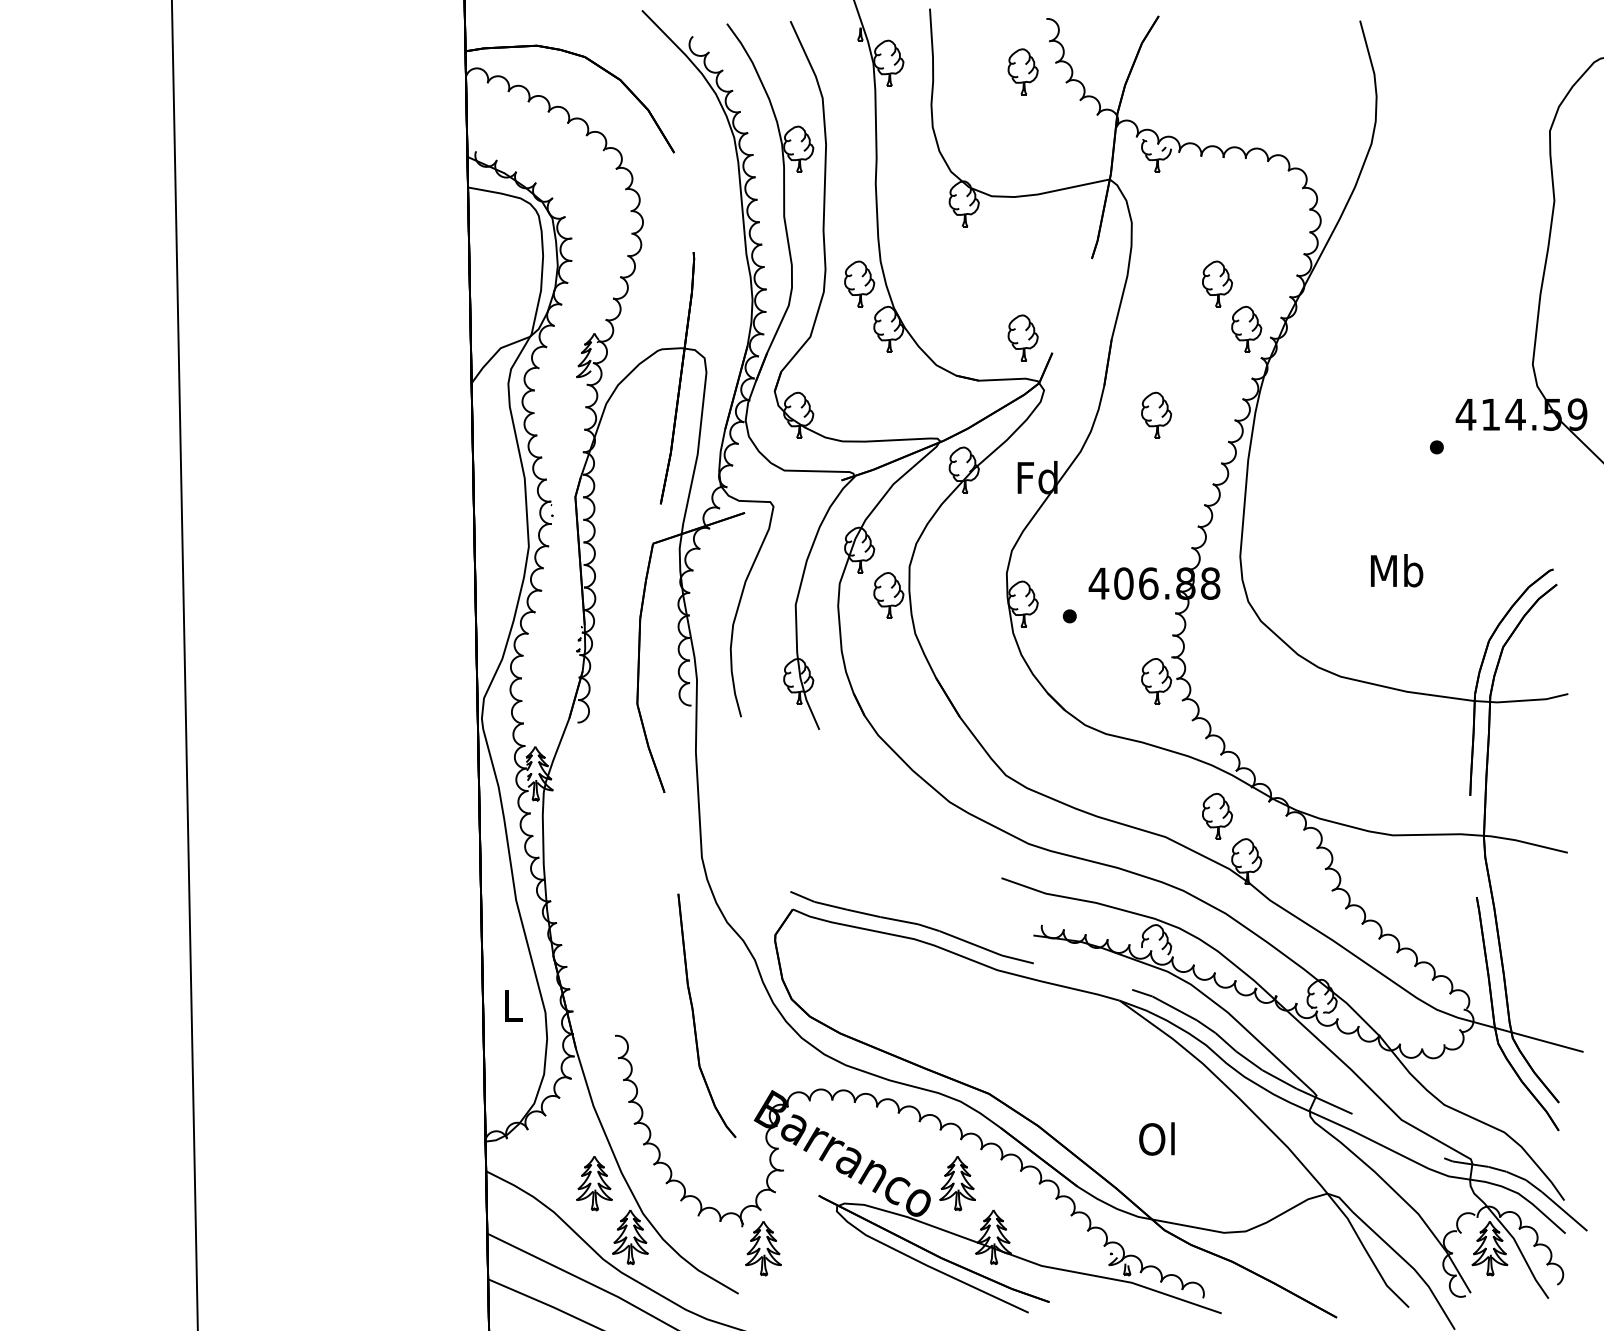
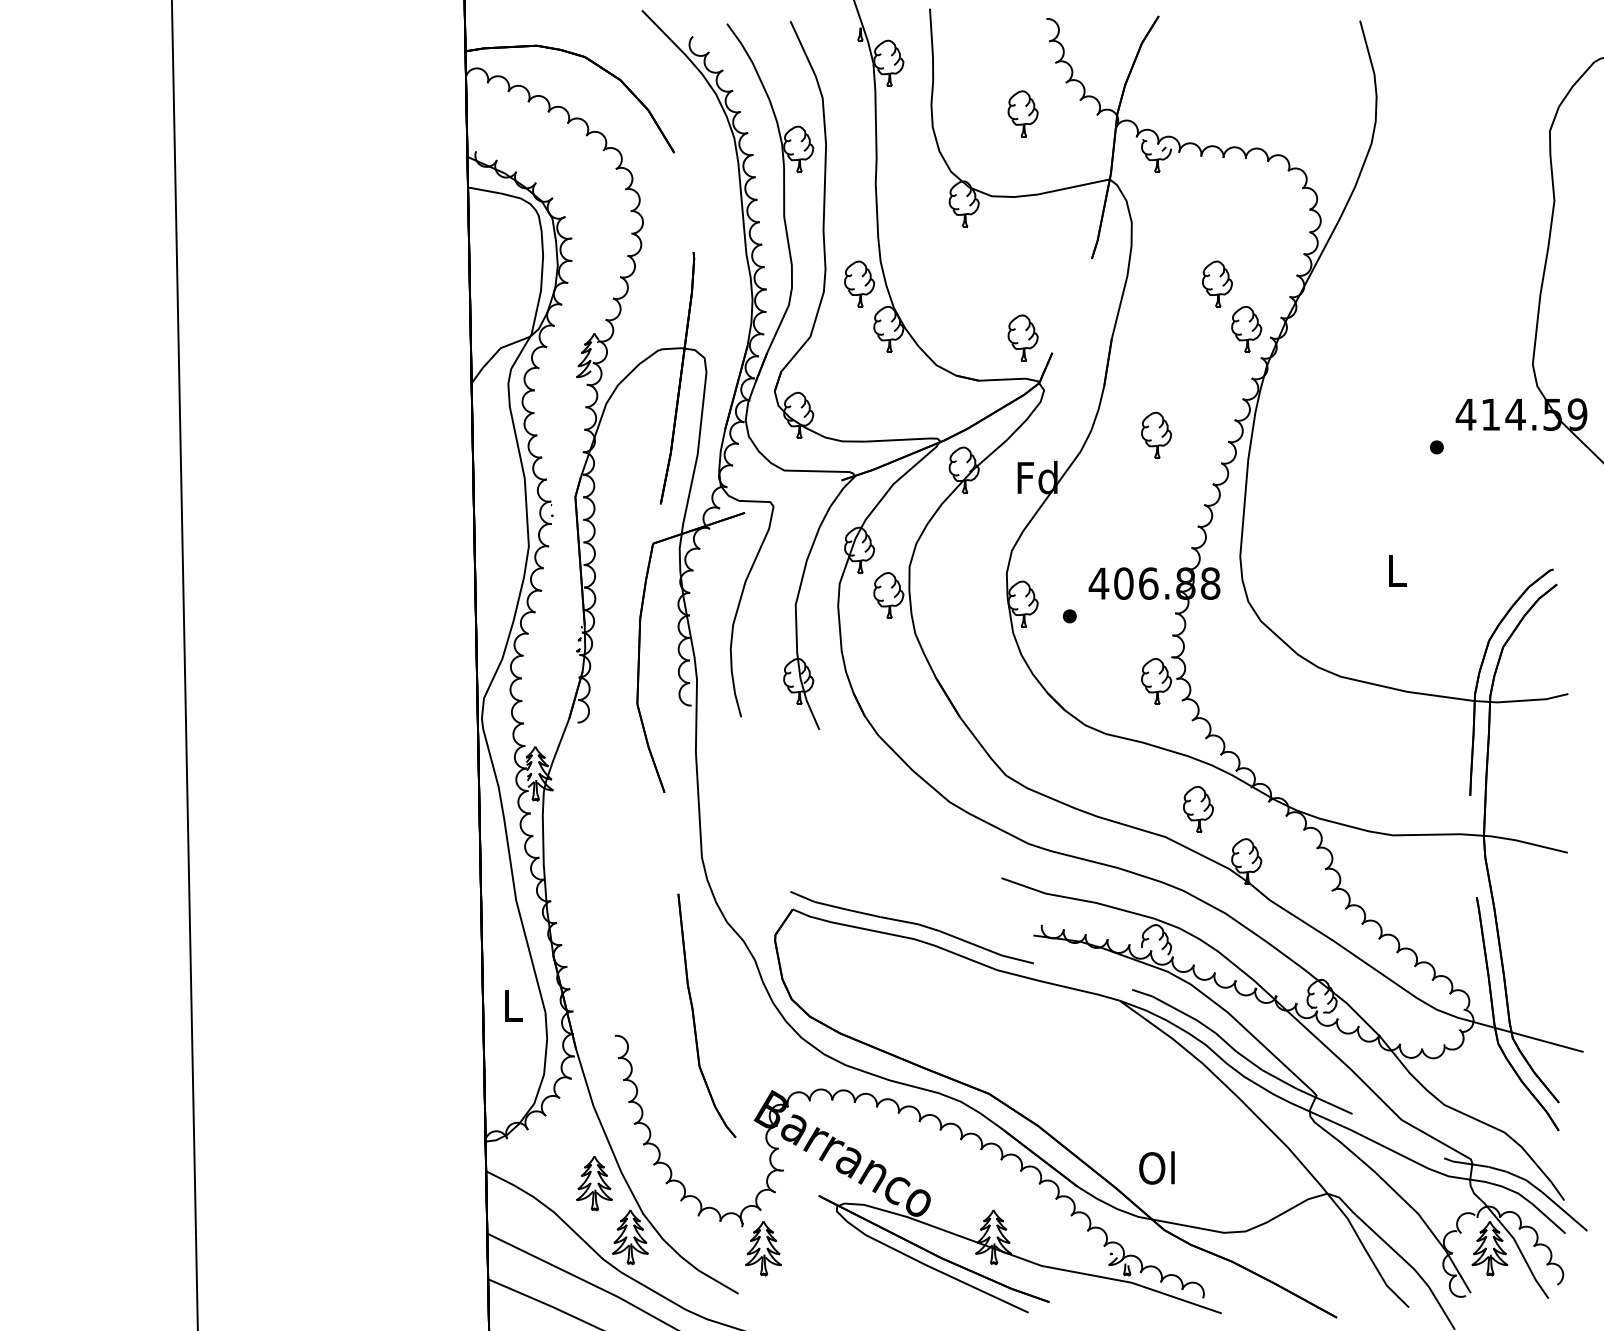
part position: (1022, 71) -> (1022, 113) (1022, 113)
part position: (1156, 414) -> (1156, 434) (1156, 434)
text: Mb -> L (1397, 570)
part position: (1217, 816) -> (1198, 809) (1198, 809)
text position: (1156, 1138) -> (1156, 1167) (1156, 1167)
part: present -> none (957, 1183)
